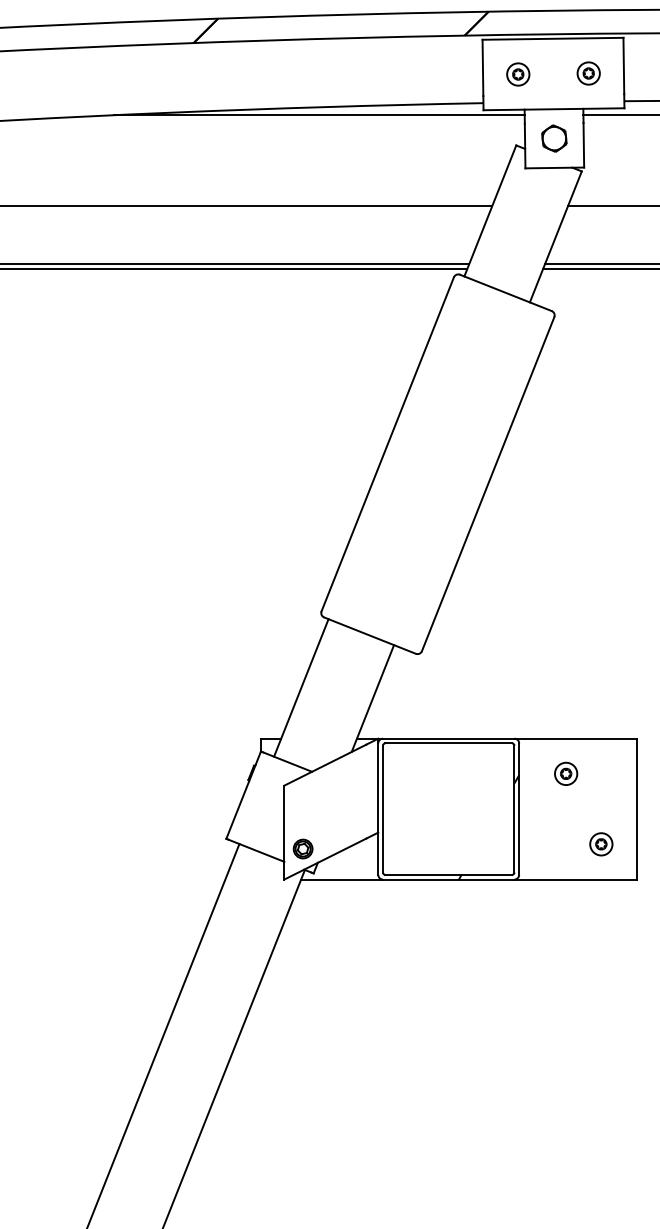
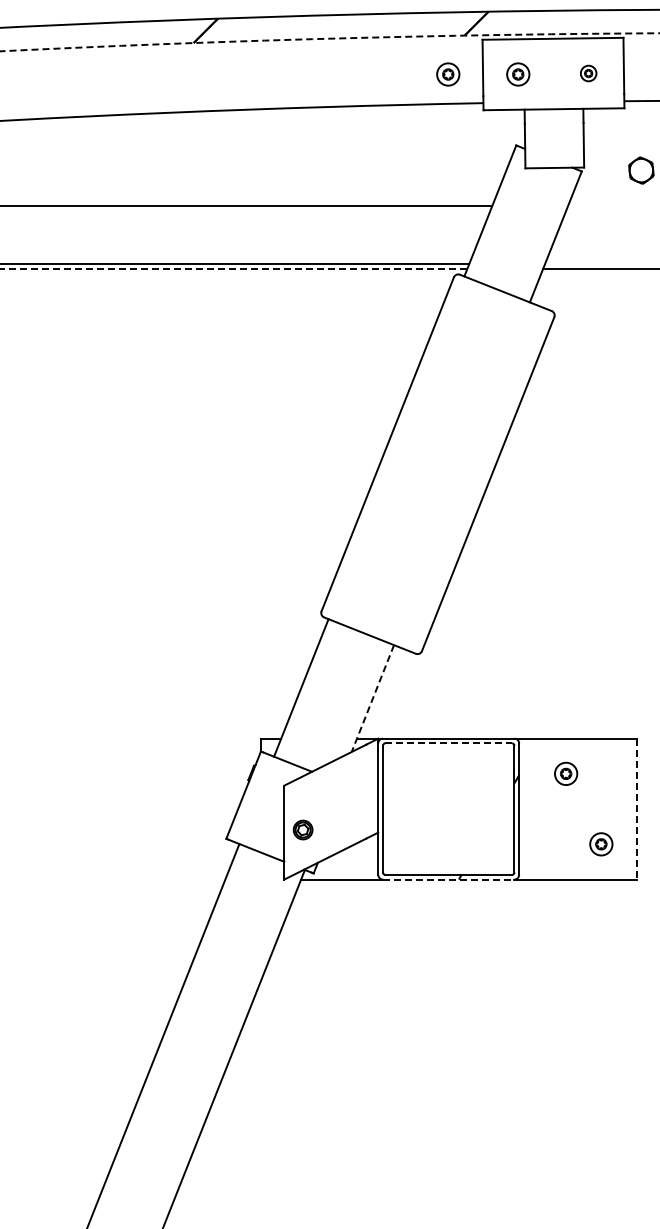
arc: solid -> dashed (330, 38)
part size: 25x25 px -> 18x19 px (588, 73)
part: none -> present (448, 74)
line: present -> none (318, 115)
line: present -> none (619, 115)
part position: (554, 138) -> (641, 170) (641, 170)
line: present -> none (612, 205)
line: present -> none (600, 264)
line: solid -> dashed (233, 269)
line: solid -> dashed (372, 699)
line: solid -> dashed (449, 743)
line: solid -> dashed (636, 809)
part position: (302, 848) -> (302, 829) (302, 829)
line: solid -> dashed (448, 879)
